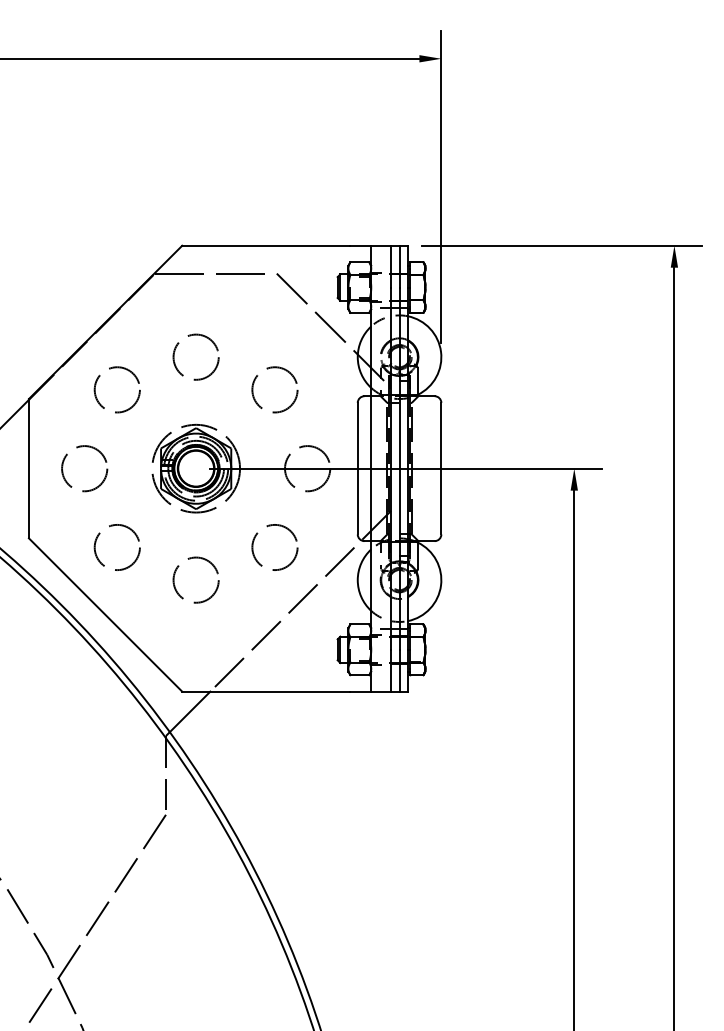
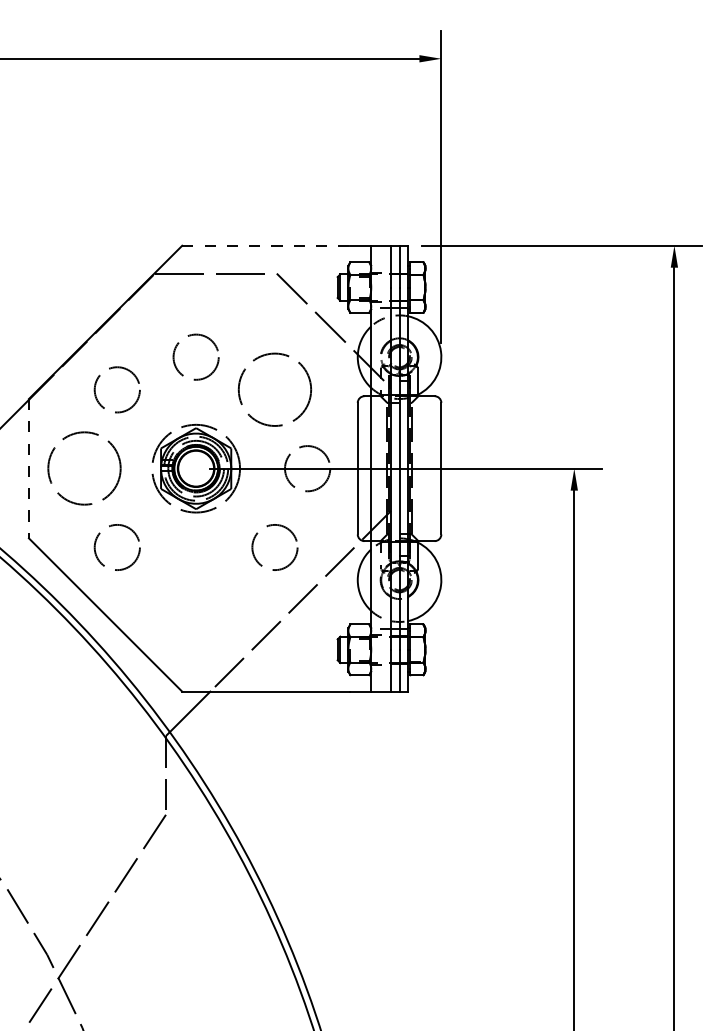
line: solid -> dashed (266, 245)
circle size: 48x48 px -> 76x75 px (274, 389)
line: solid -> dashed (28, 468)
circle size: 48x48 px -> 75x75 px (84, 468)
circle: present -> none (195, 579)
